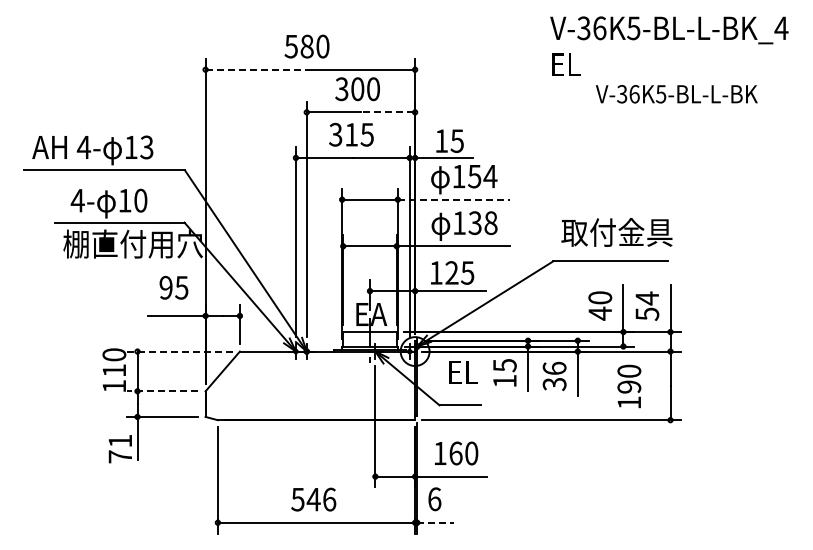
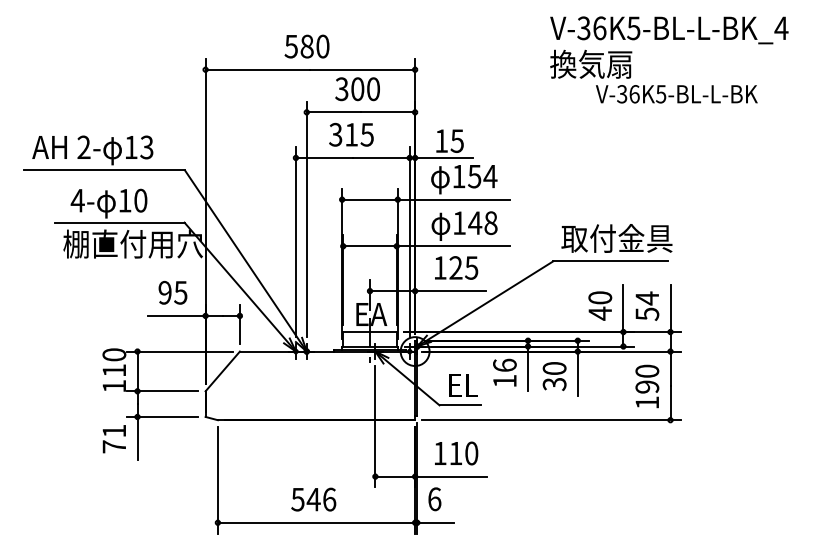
text: EL -> 換気扇 (591, 63)
line: dashed -> solid (258, 69)
line: dashed -> solid (387, 112)
text: 4- -> 2- (83, 146)
line: dashed -> solid (454, 199)
text: 138 -> 148 (475, 223)
text position: (616, 232) -> (616, 238) (616, 238)
text position: (452, 272) -> (456, 267) (456, 267)
text position: (173, 287) -> (172, 292) (172, 292)
line: dashed -> solid (179, 351)
text: 15 -> 16 (504, 365)
text: 36 -> 30 (554, 367)
text position: (463, 372) -> (463, 385) (463, 385)
text position: (629, 386) -> (647, 386) (647, 386)
line: dashed -> solid (162, 391)
text position: (119, 449) -> (113, 439) (113, 439)
text: 160 -> 110 (455, 453)
line: dashed -> solid (435, 522)
